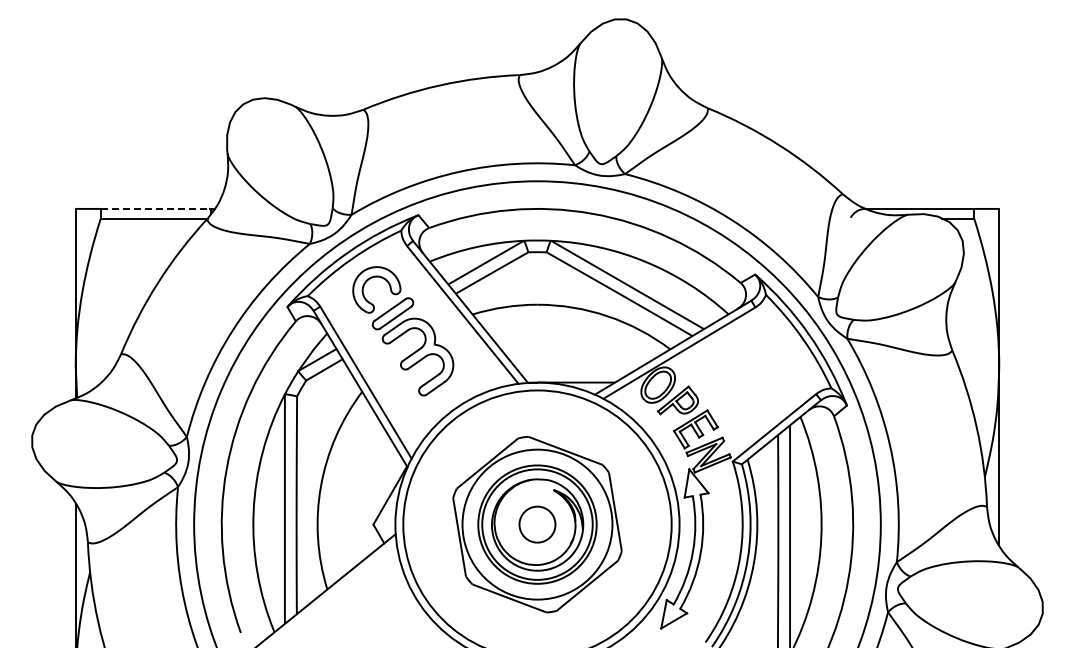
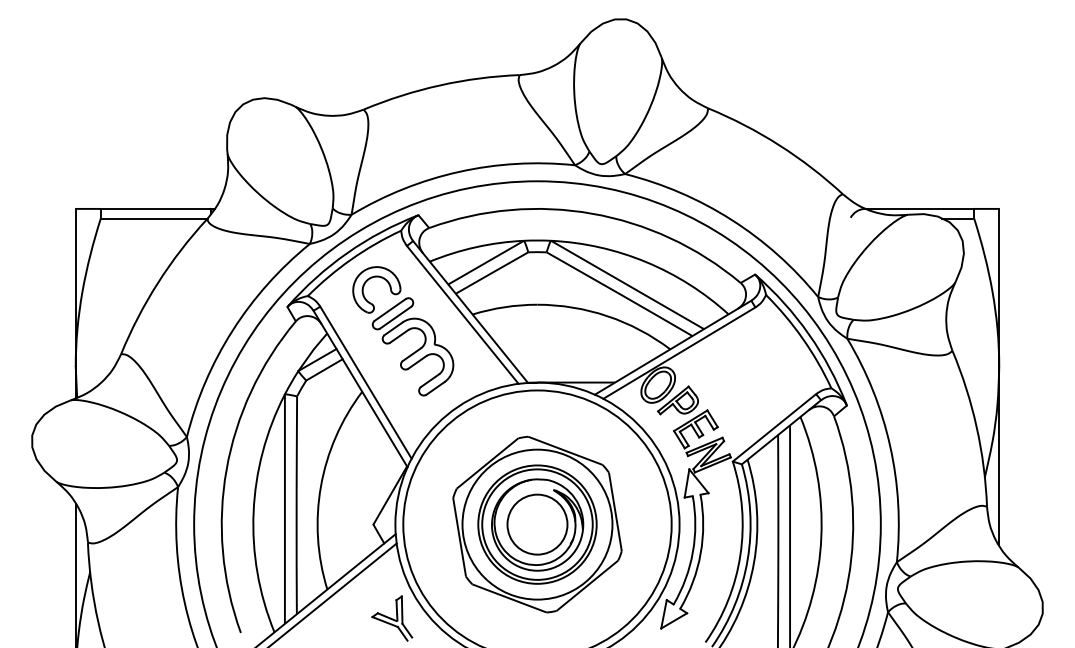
line: dashed -> solid (155, 208)
circle diameter: 36 px -> 60 px (537, 524)
line: none -> present (334, 593)
part: none -> present (392, 618)
